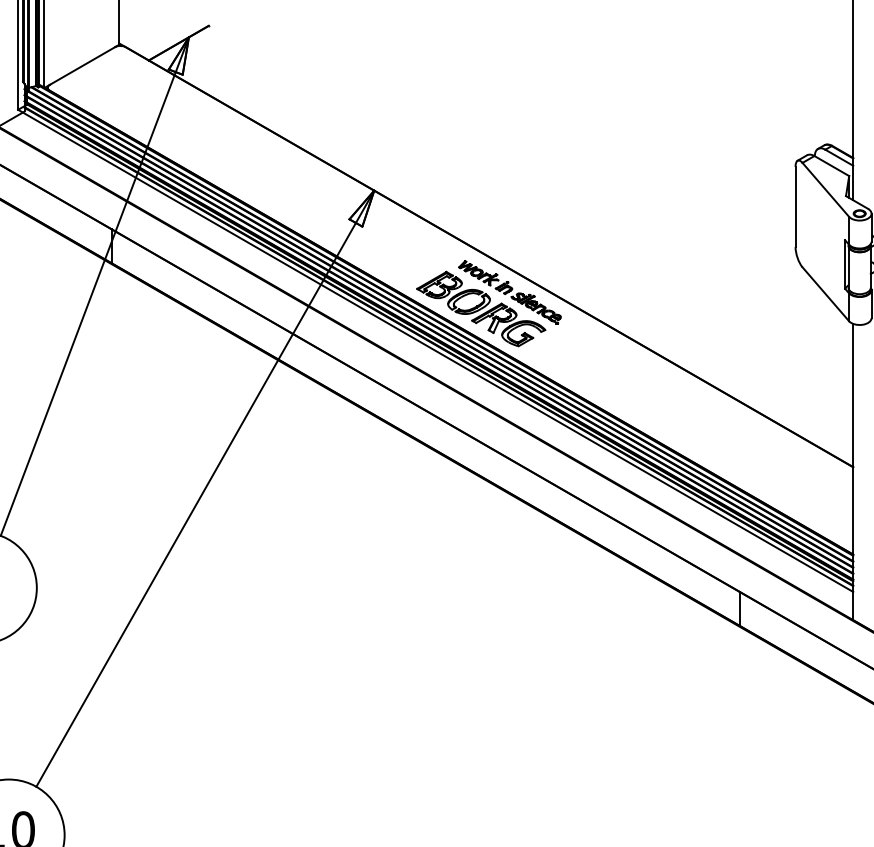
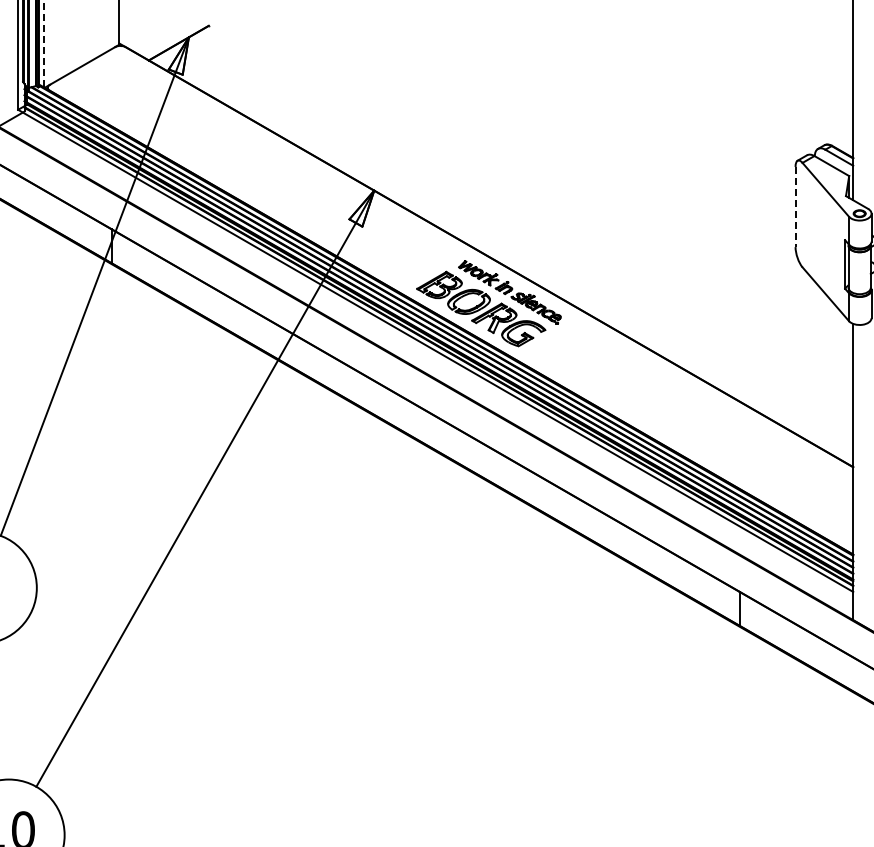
line: solid -> dashed (43, 43)
line: solid -> dashed (795, 207)
